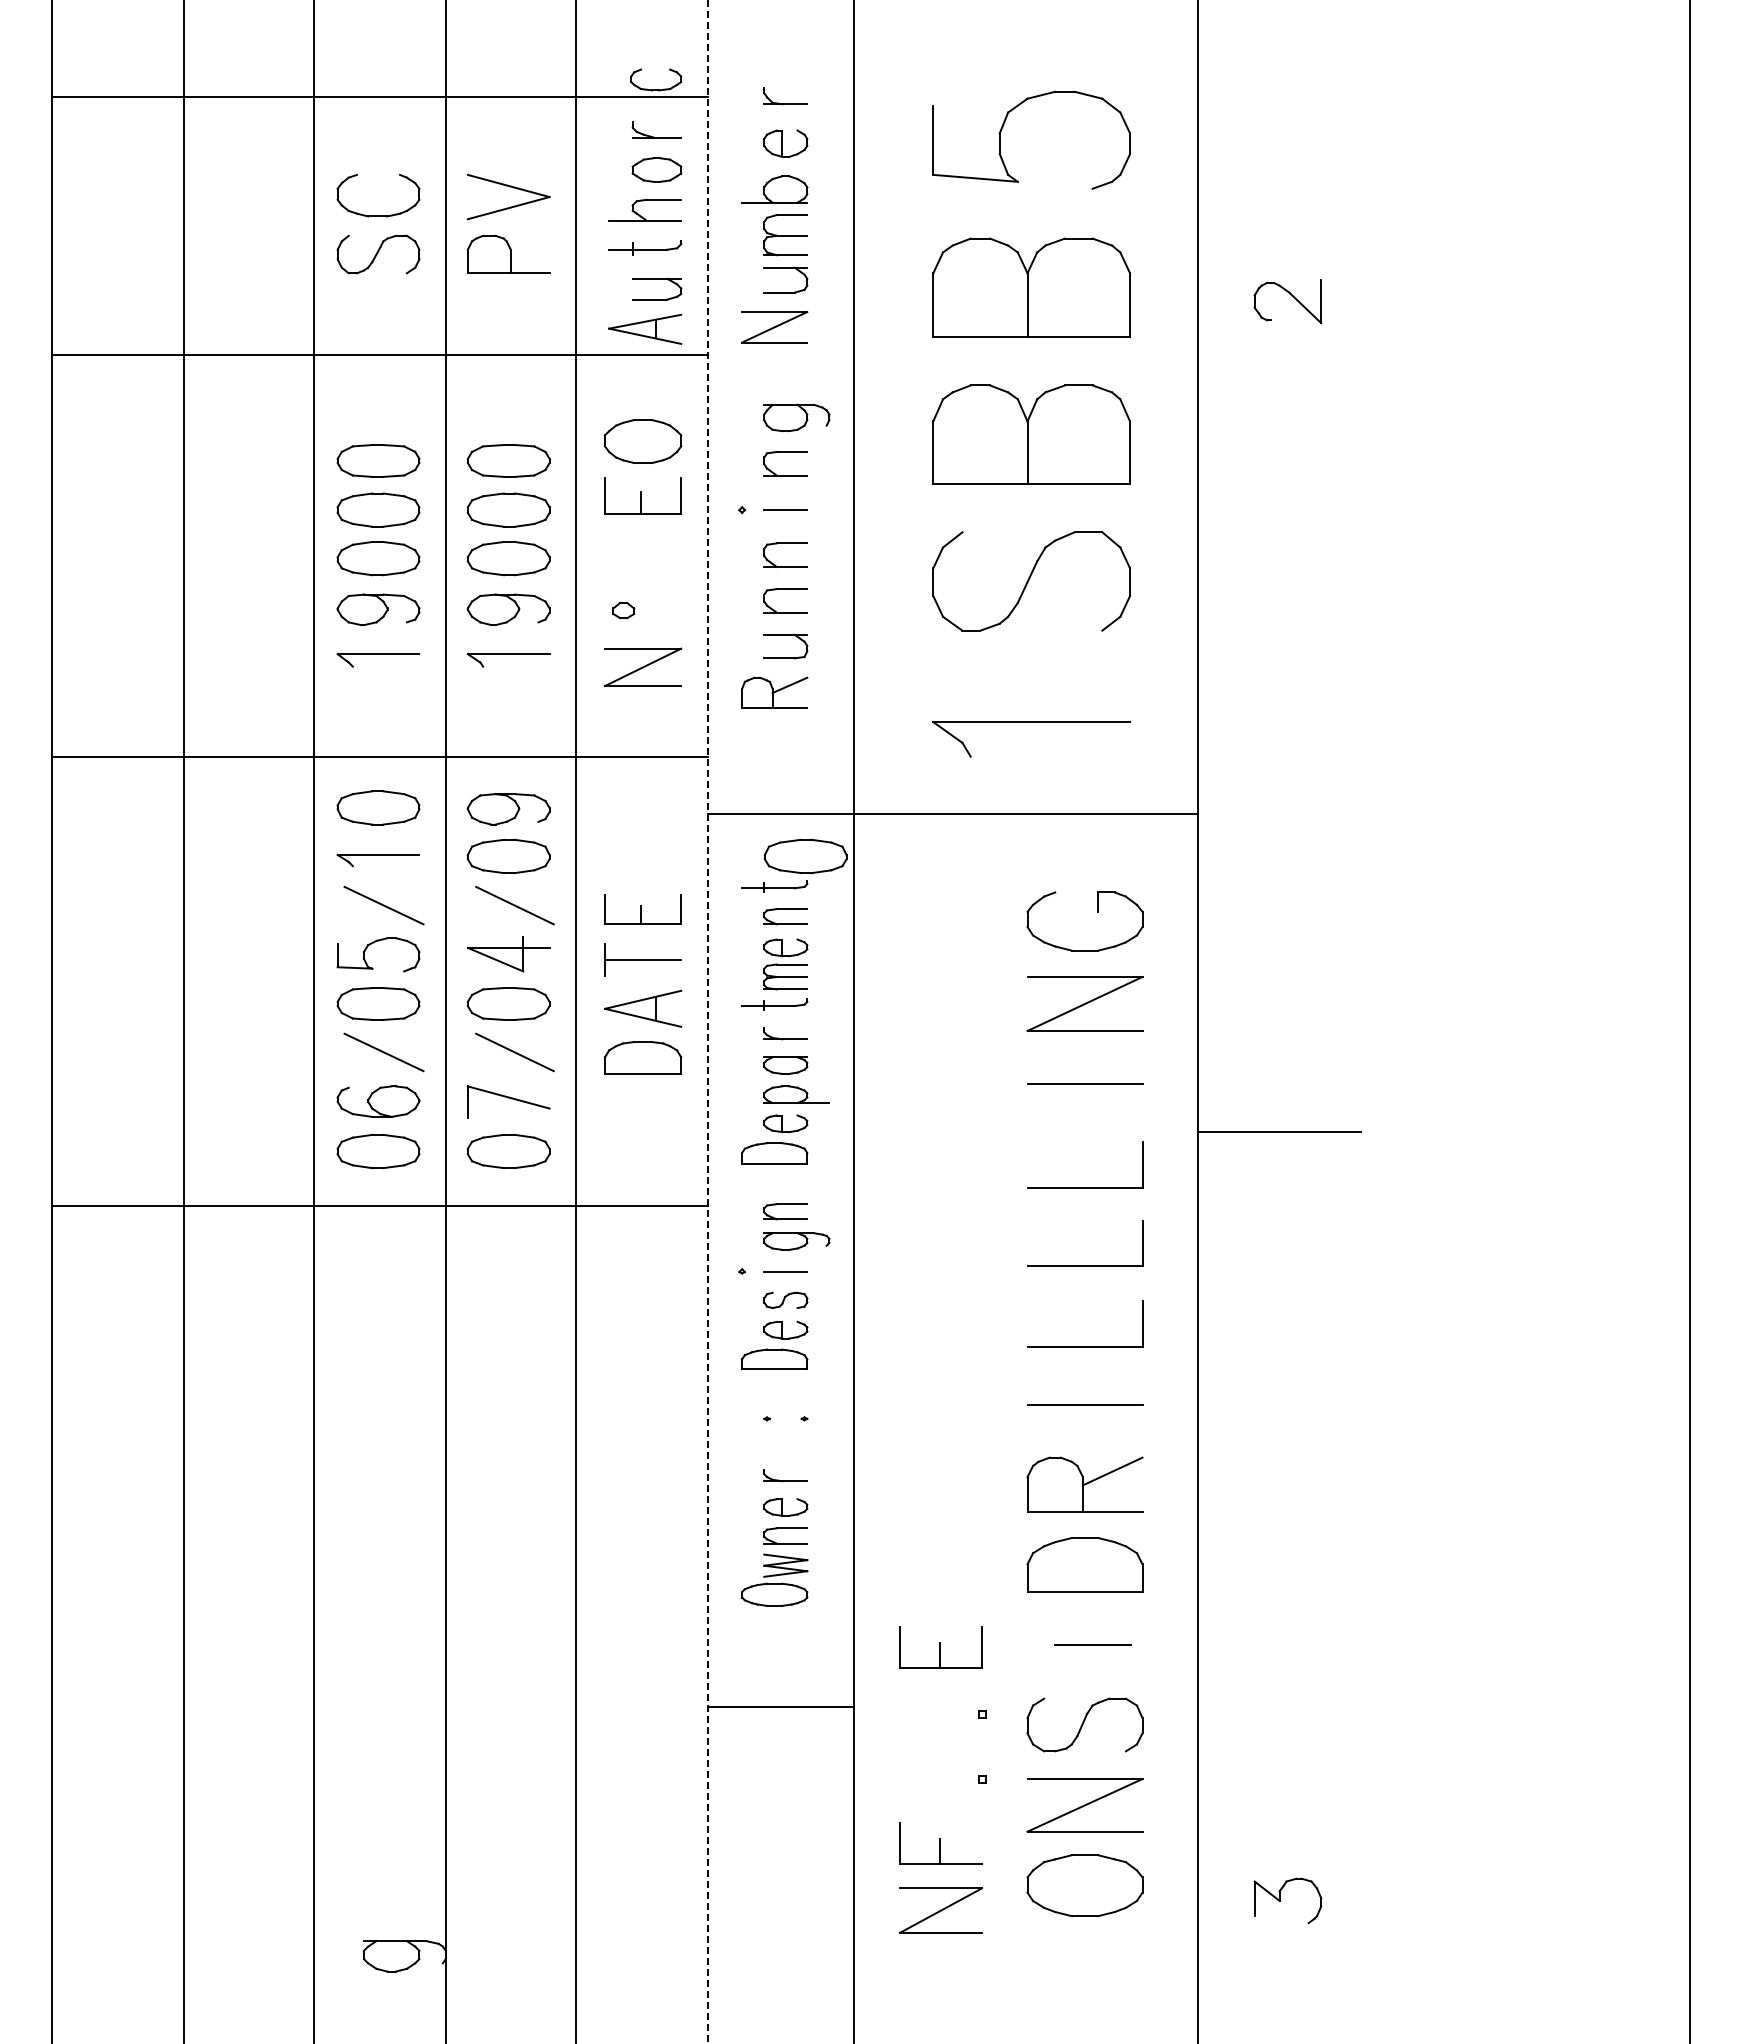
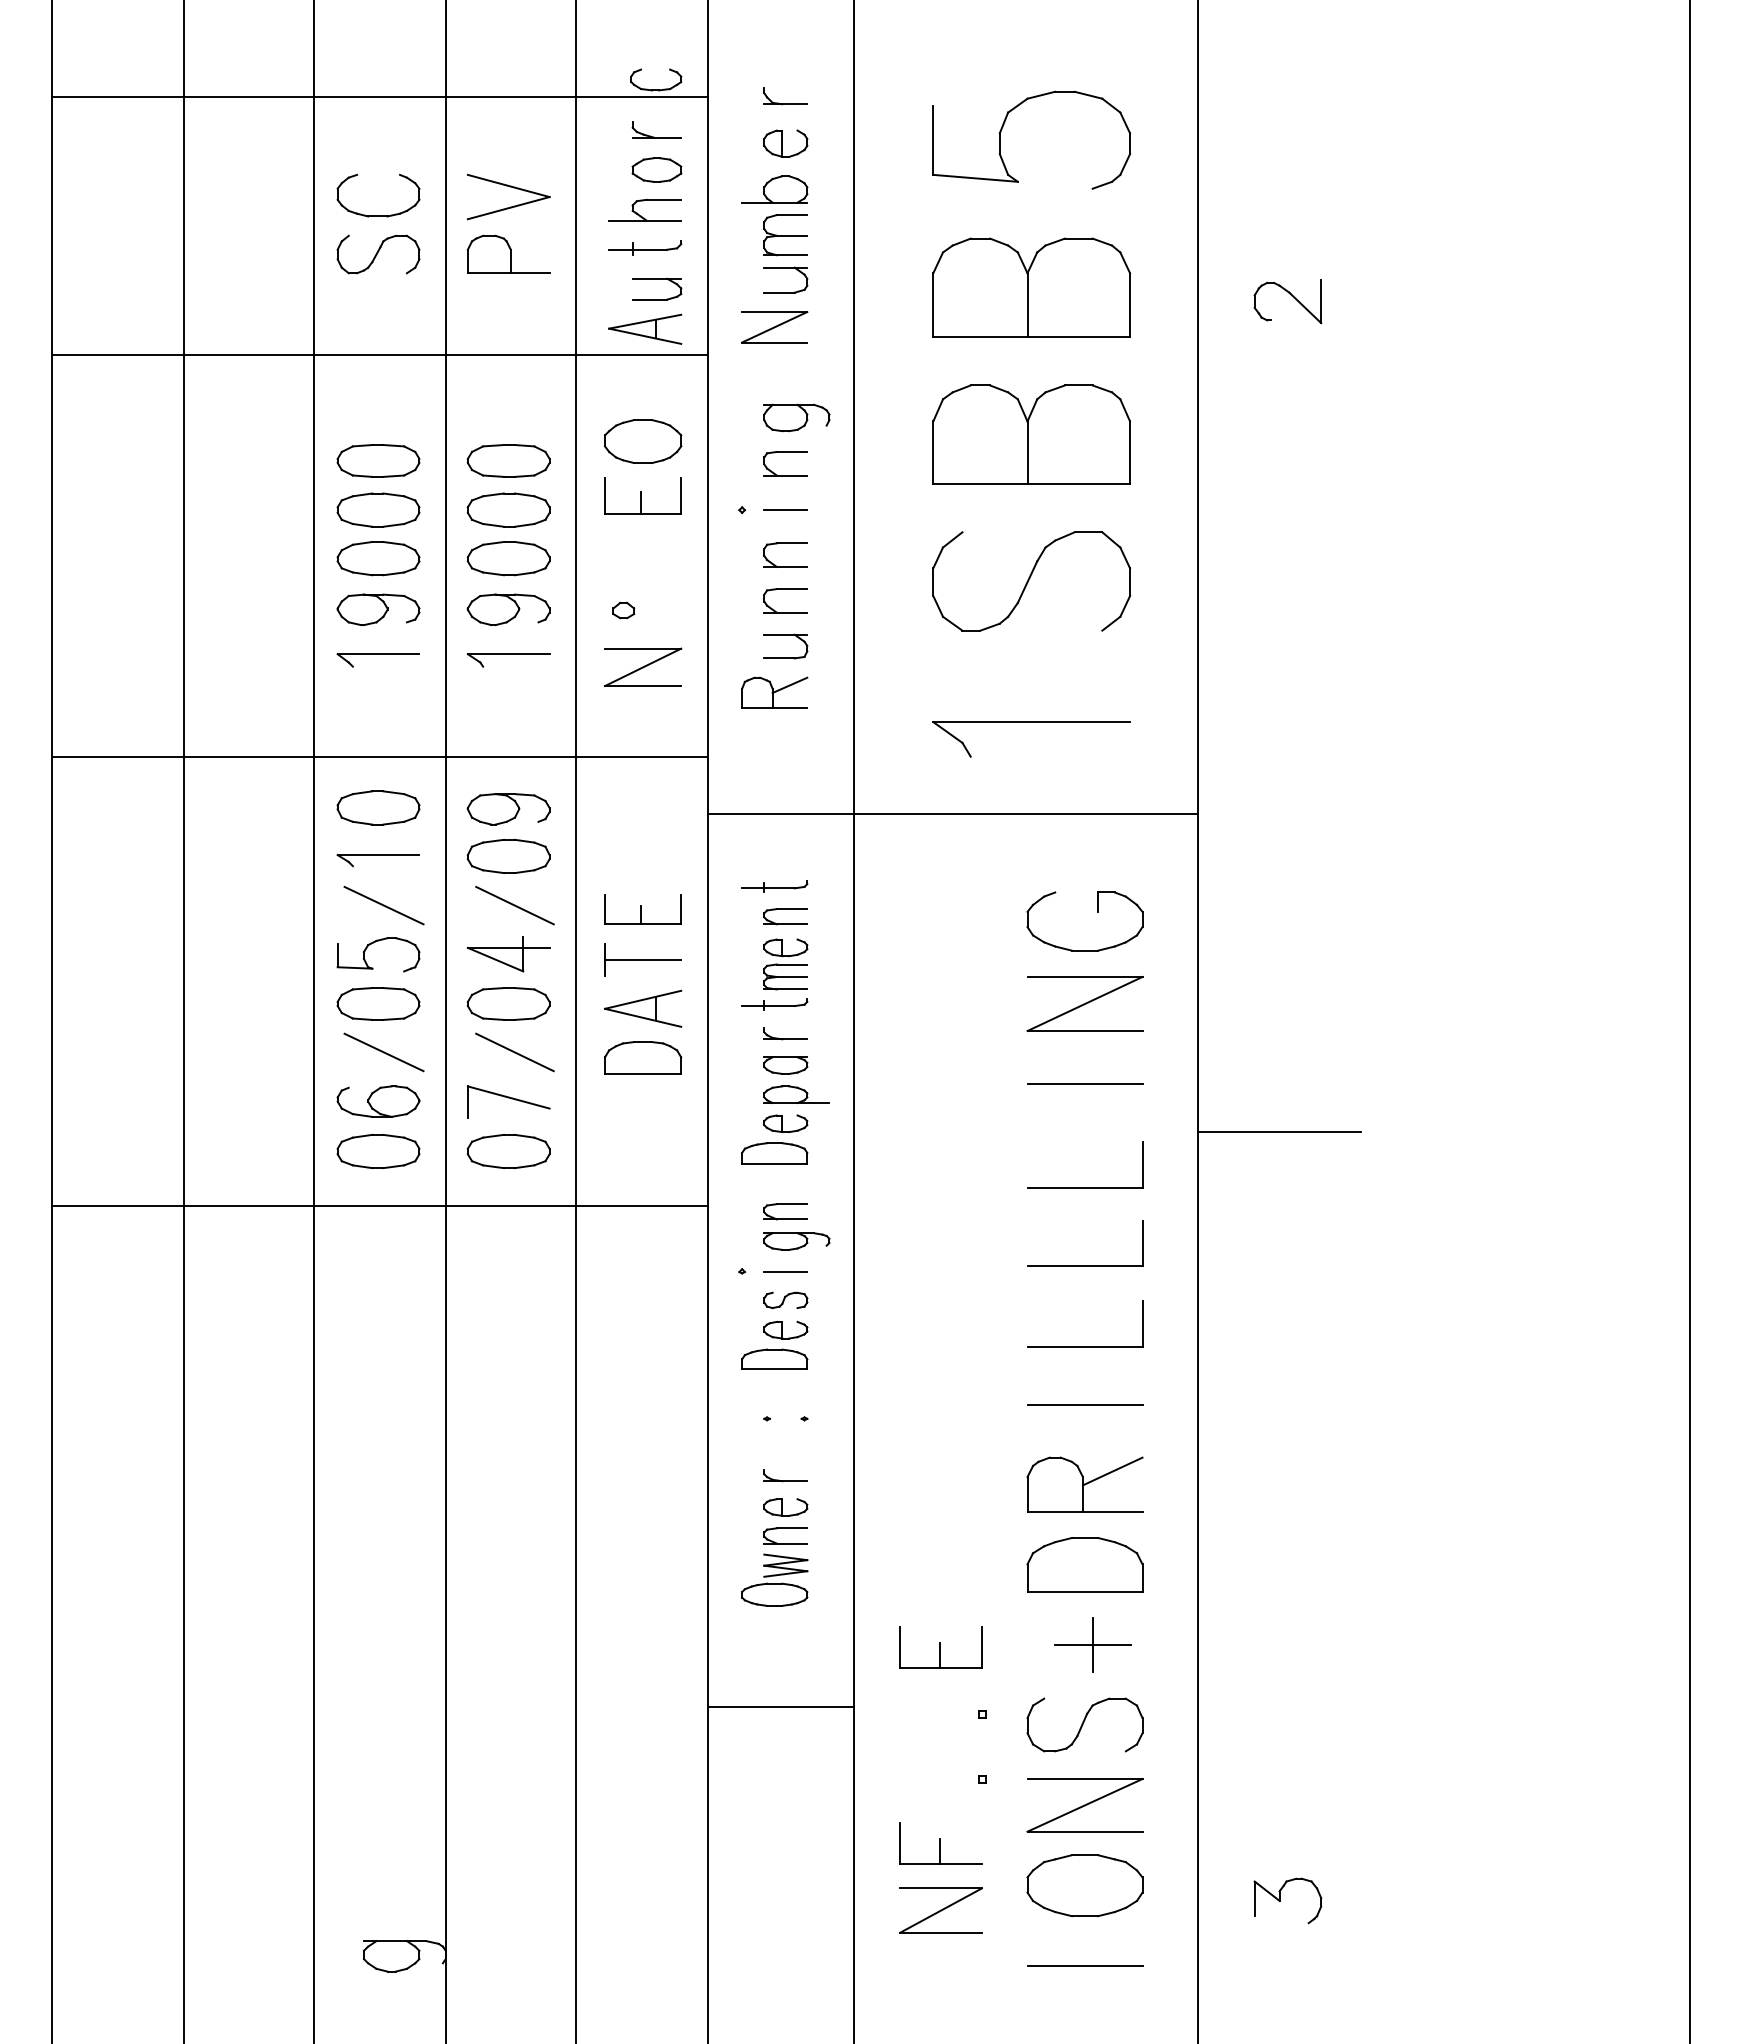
part: present -> none (805, 855)
line: dashed -> solid (707, 1021)
line: none -> present (1092, 1645)
line: none -> present (1084, 1966)
